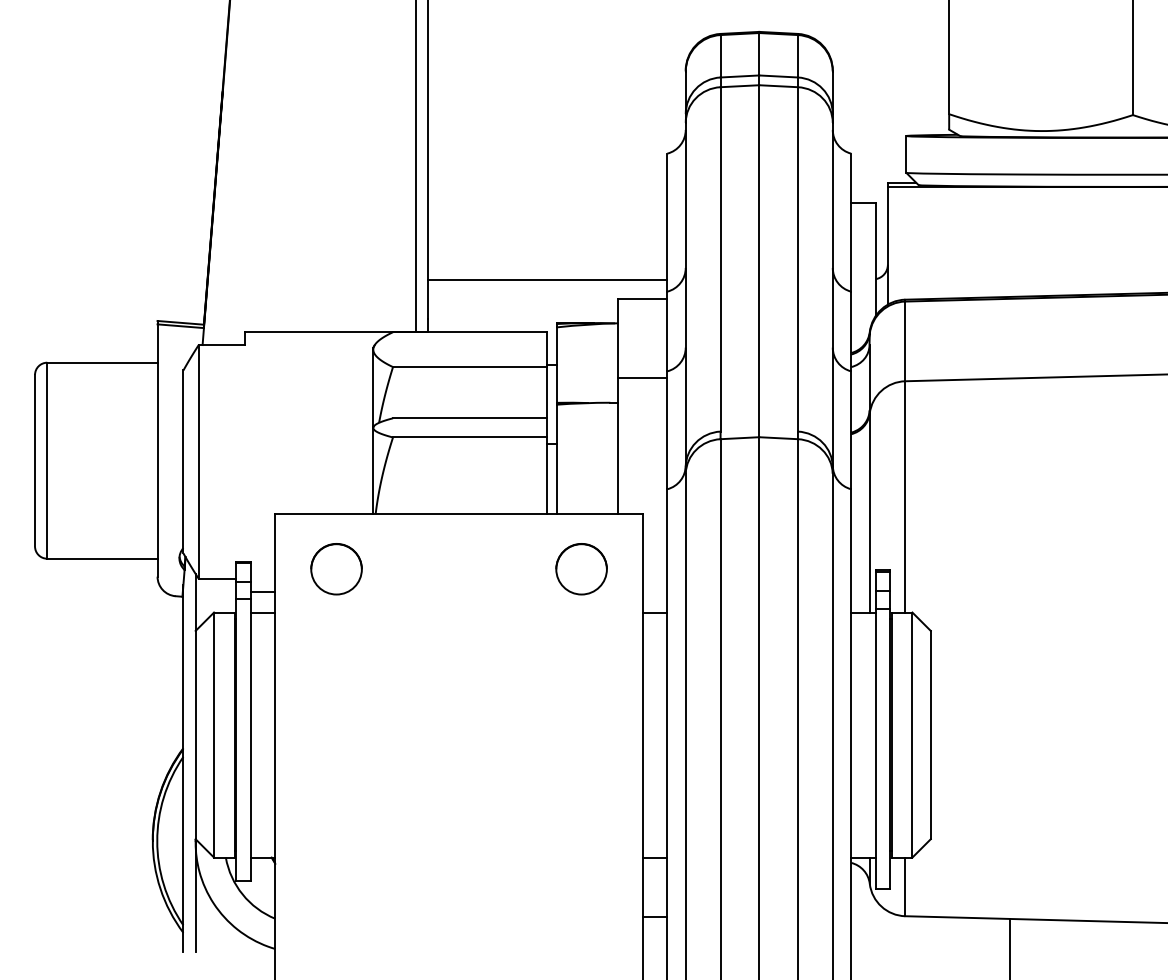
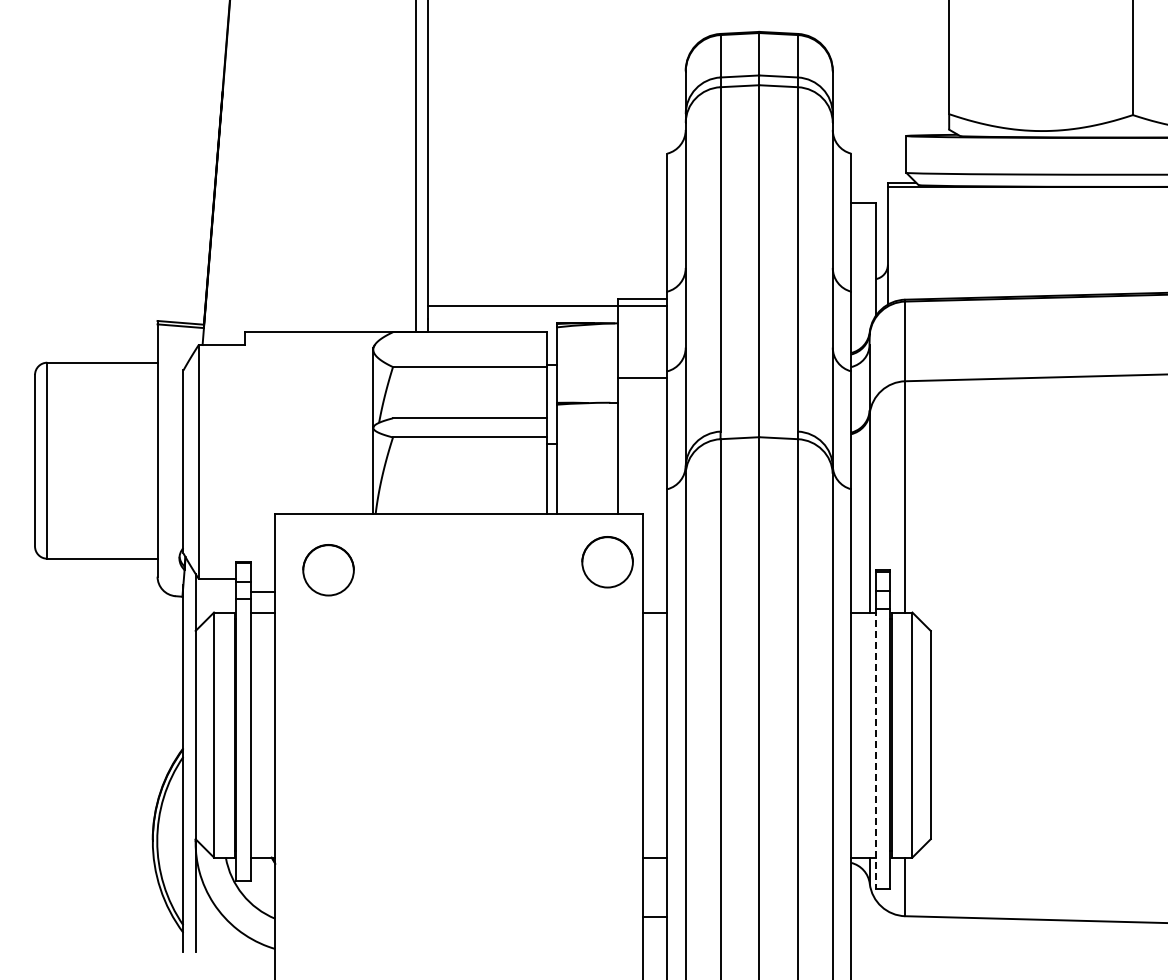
line position: (547, 280) -> (547, 306) (547, 306)
part position: (336, 569) -> (328, 570) (328, 570)
part position: (581, 569) -> (607, 562) (607, 562)
line: solid -> dashed (875, 749)
line: present -> none (1010, 947)
